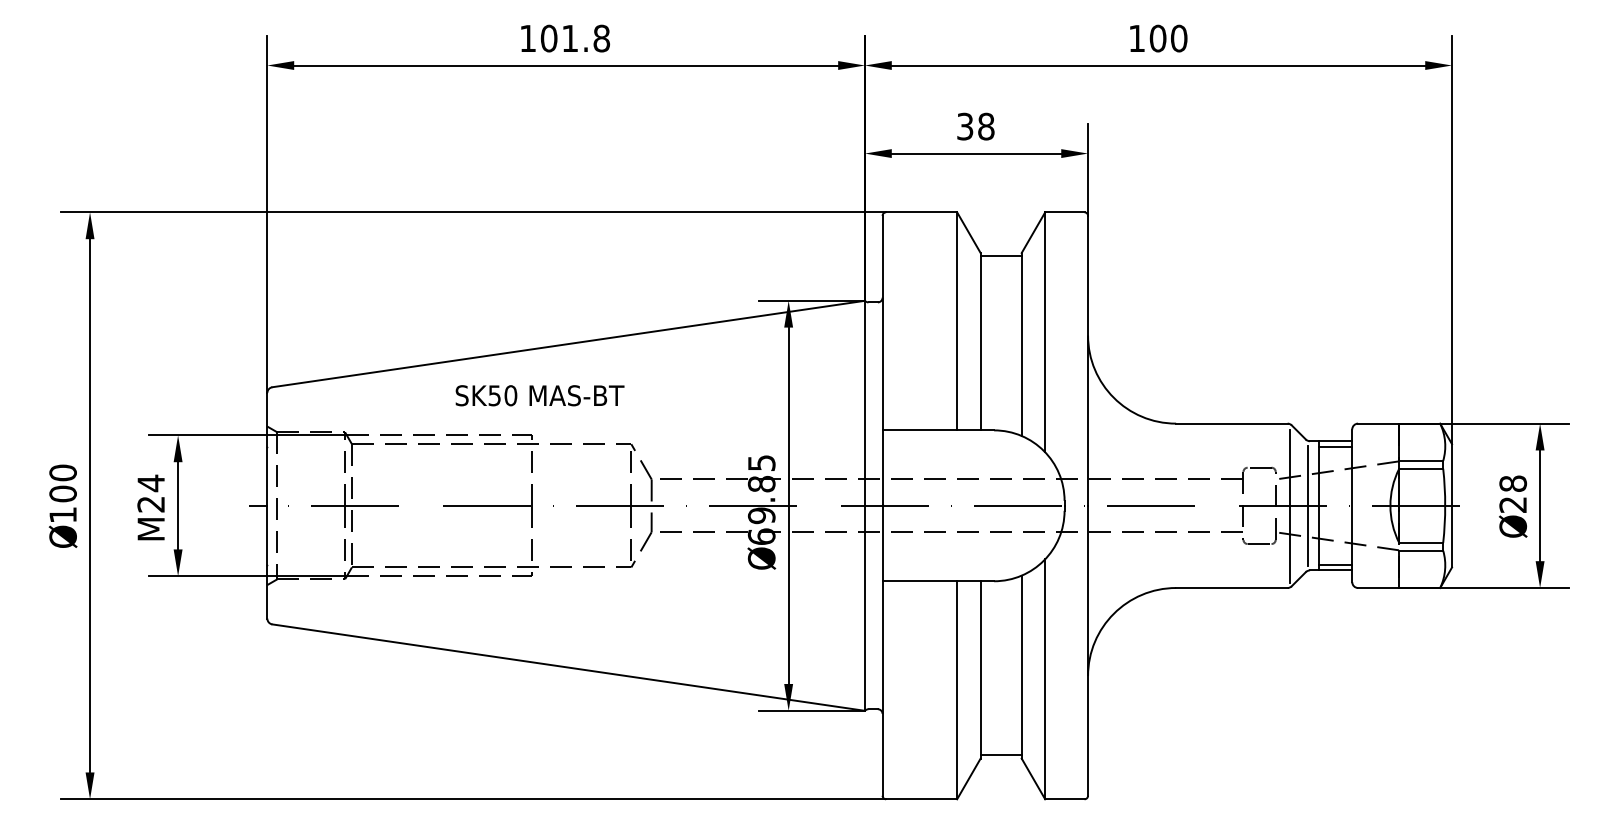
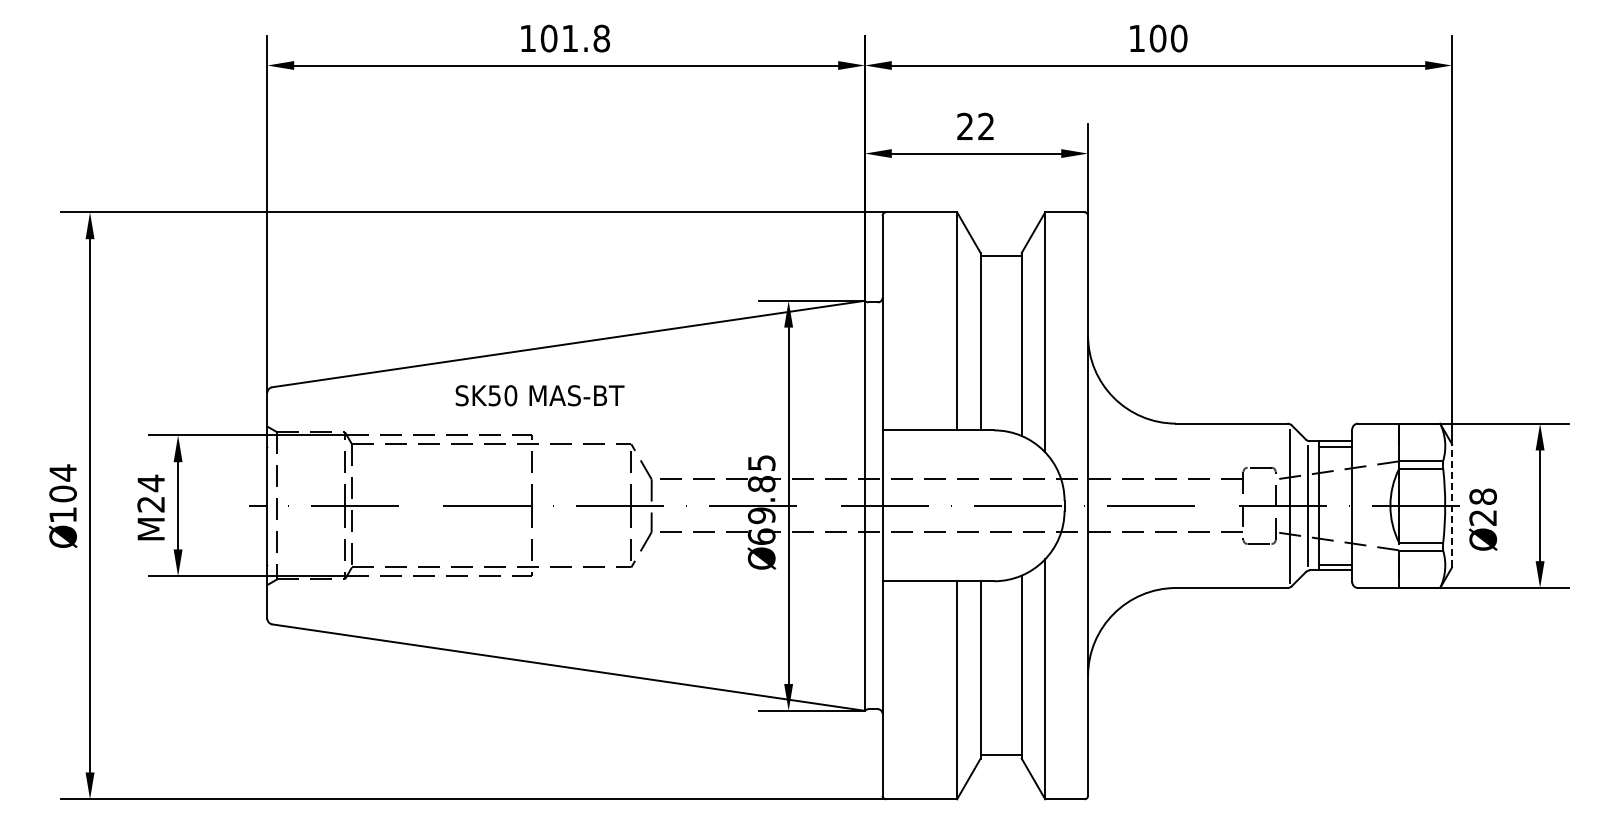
text: 38 -> 22 (975, 126)
text: 100 -> 104 (62, 472)
line: solid -> dashed (1452, 505)
text position: (1513, 506) -> (1483, 519) (1483, 519)
